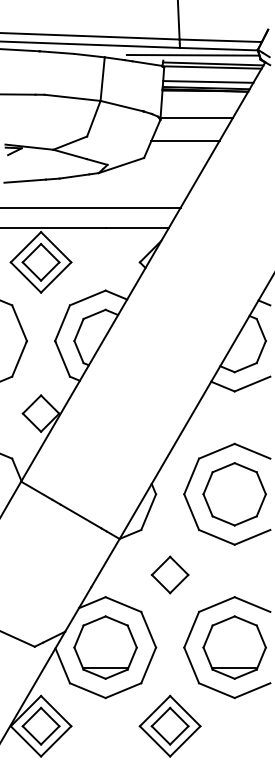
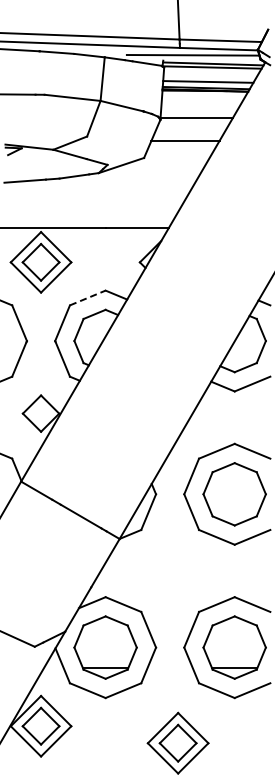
line: present -> none (91, 207)
line: solid -> dashed (88, 297)
part: present -> none (170, 574)
part position: (169, 725) -> (177, 742) (177, 742)
